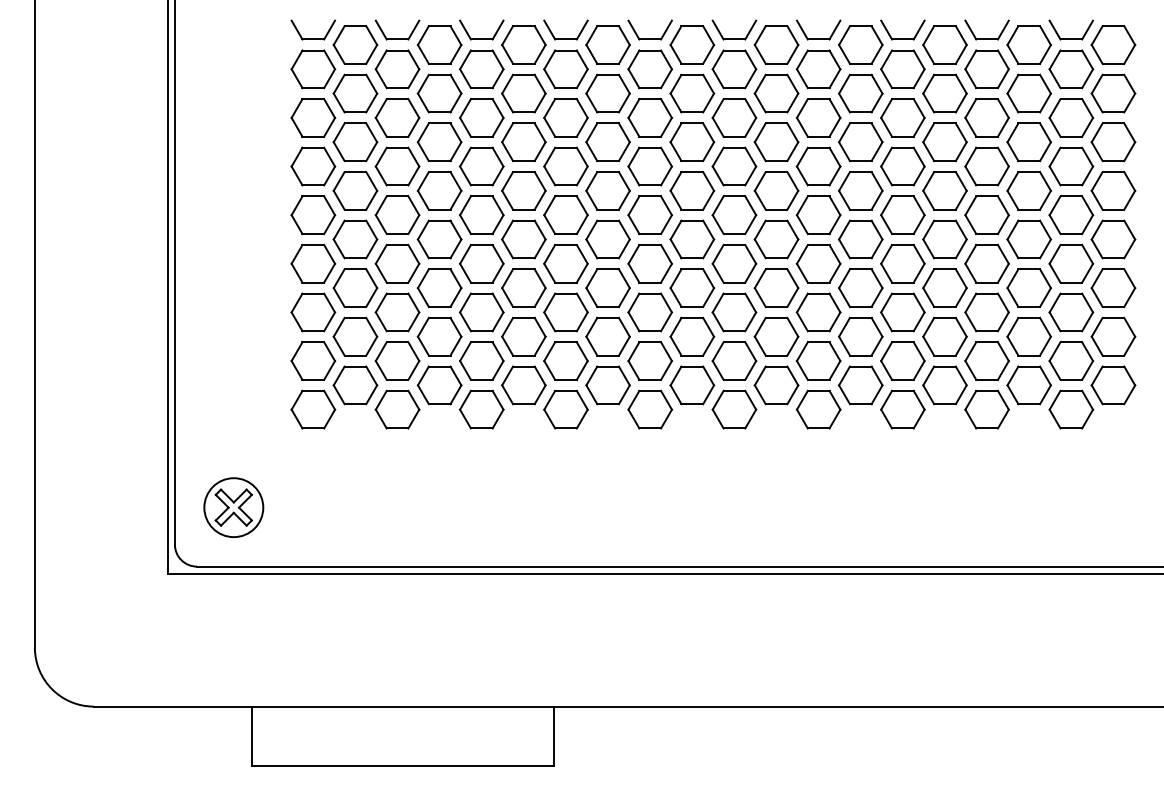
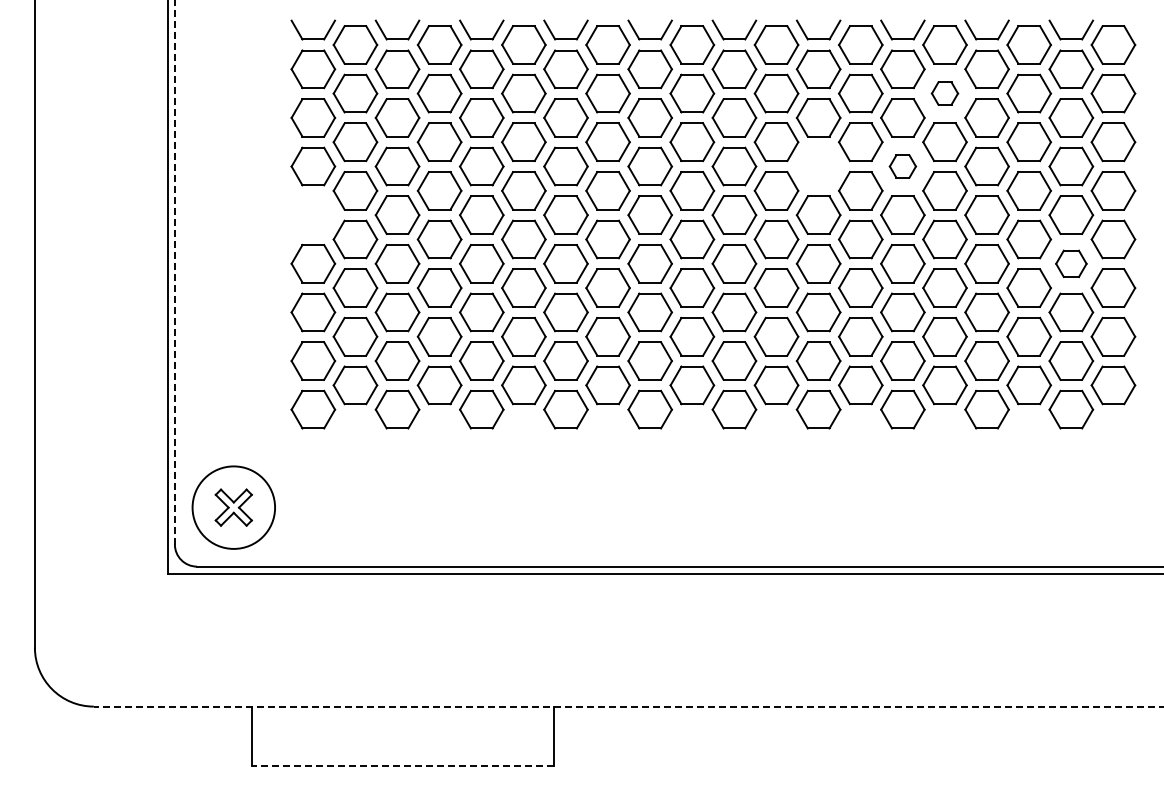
part size: 46x41 px -> 30x25 px (944, 93)
part: present -> none (818, 166)
part size: 46x41 px -> 30x25 px (902, 166)
part: present -> none (313, 214)
part size: 47x40 px -> 33x30 px (1071, 263)
line: solid -> dashed (174, 272)
circle diameter: 59 px -> 83 px (233, 507)
line: solid -> dashed (628, 706)
line: solid -> dashed (402, 765)
